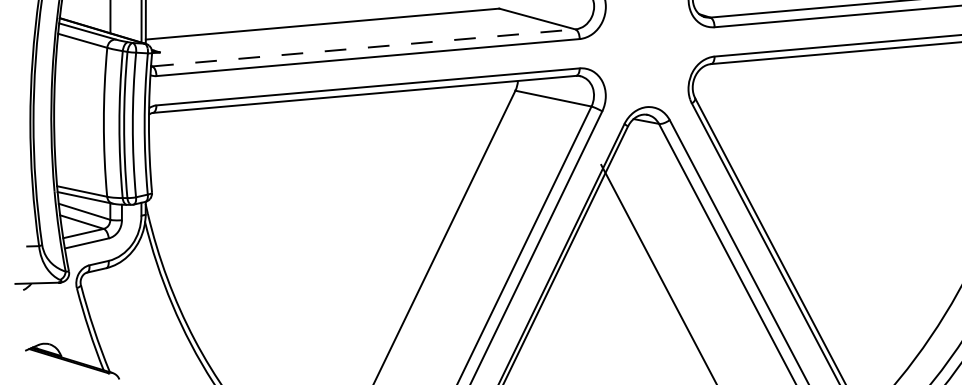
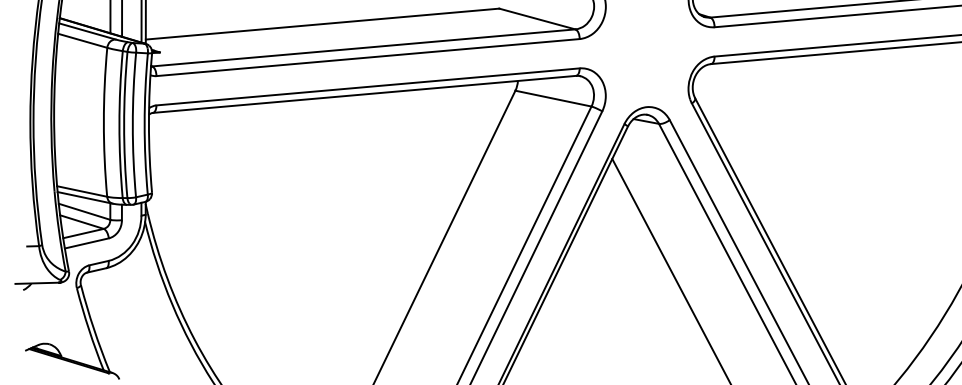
line: none -> present (122, 19)
line: dashed -> solid (364, 47)
line position: (658, 272) -> (670, 269) (670, 269)
